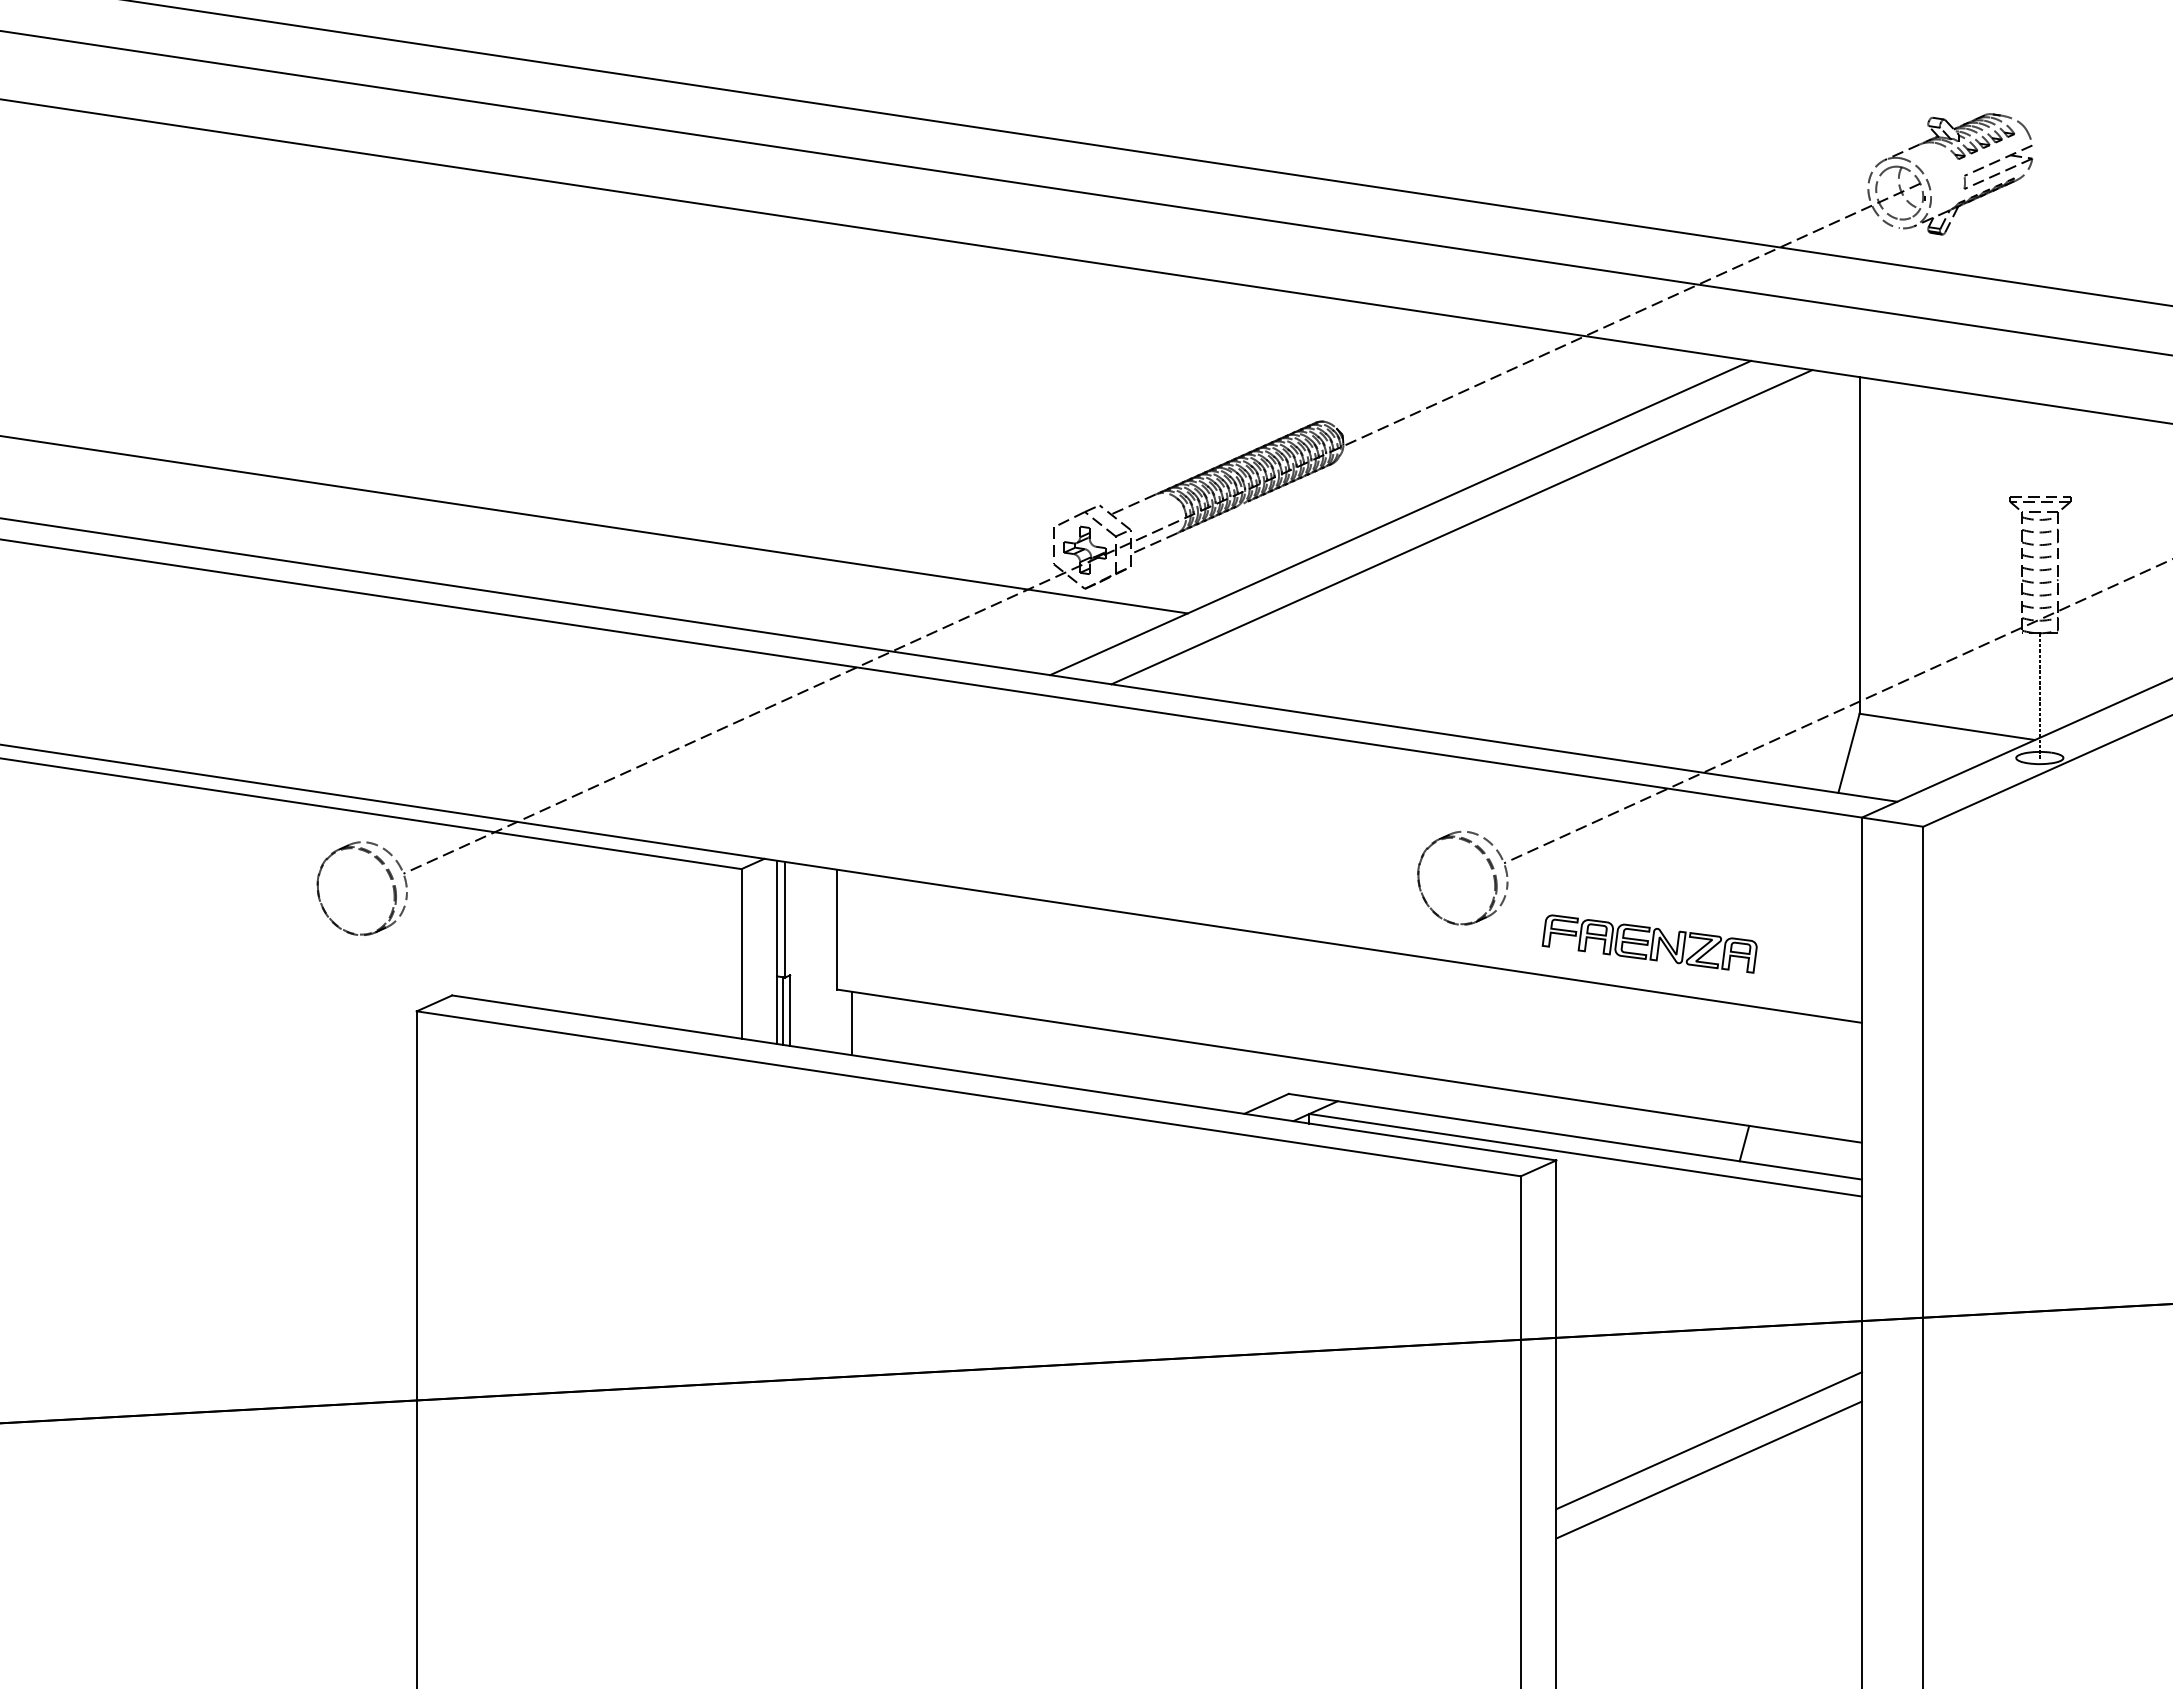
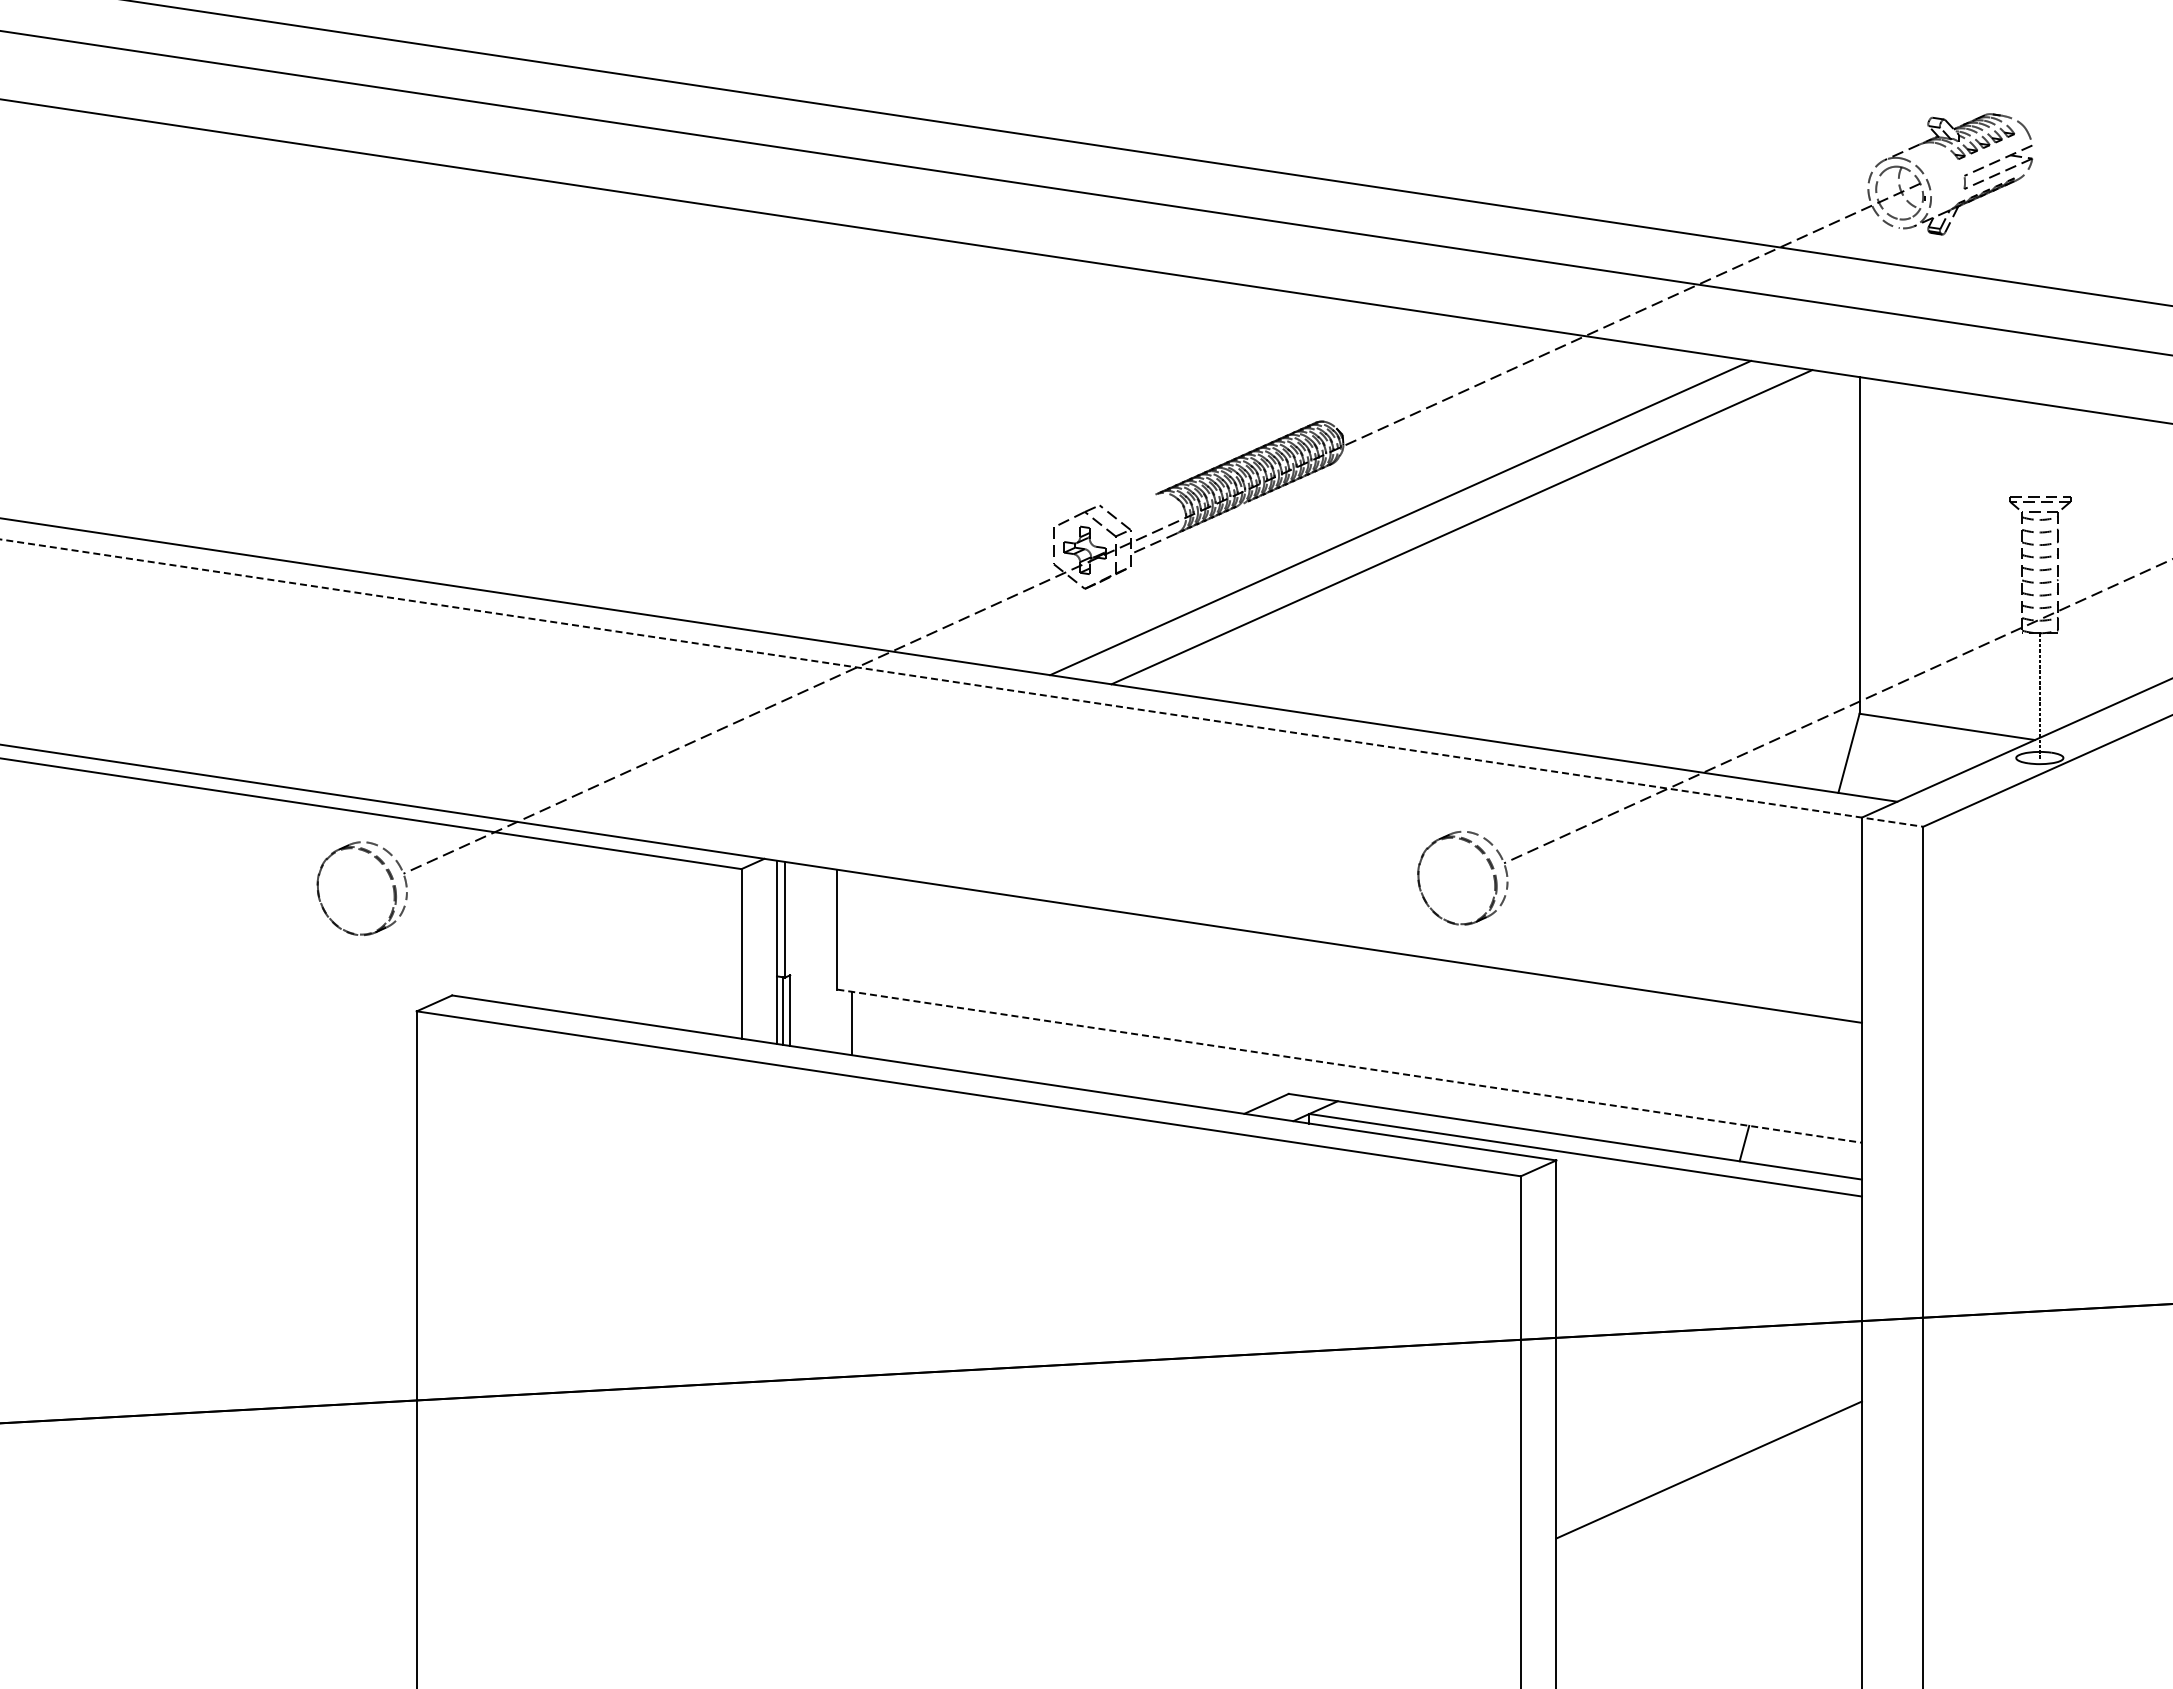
line: present -> none (1133, 504)
line: present -> none (594, 524)
line: solid -> dashed (962, 683)
part: present -> none (1649, 943)
line: solid -> dashed (1349, 1066)
line: present -> none (1708, 1440)
